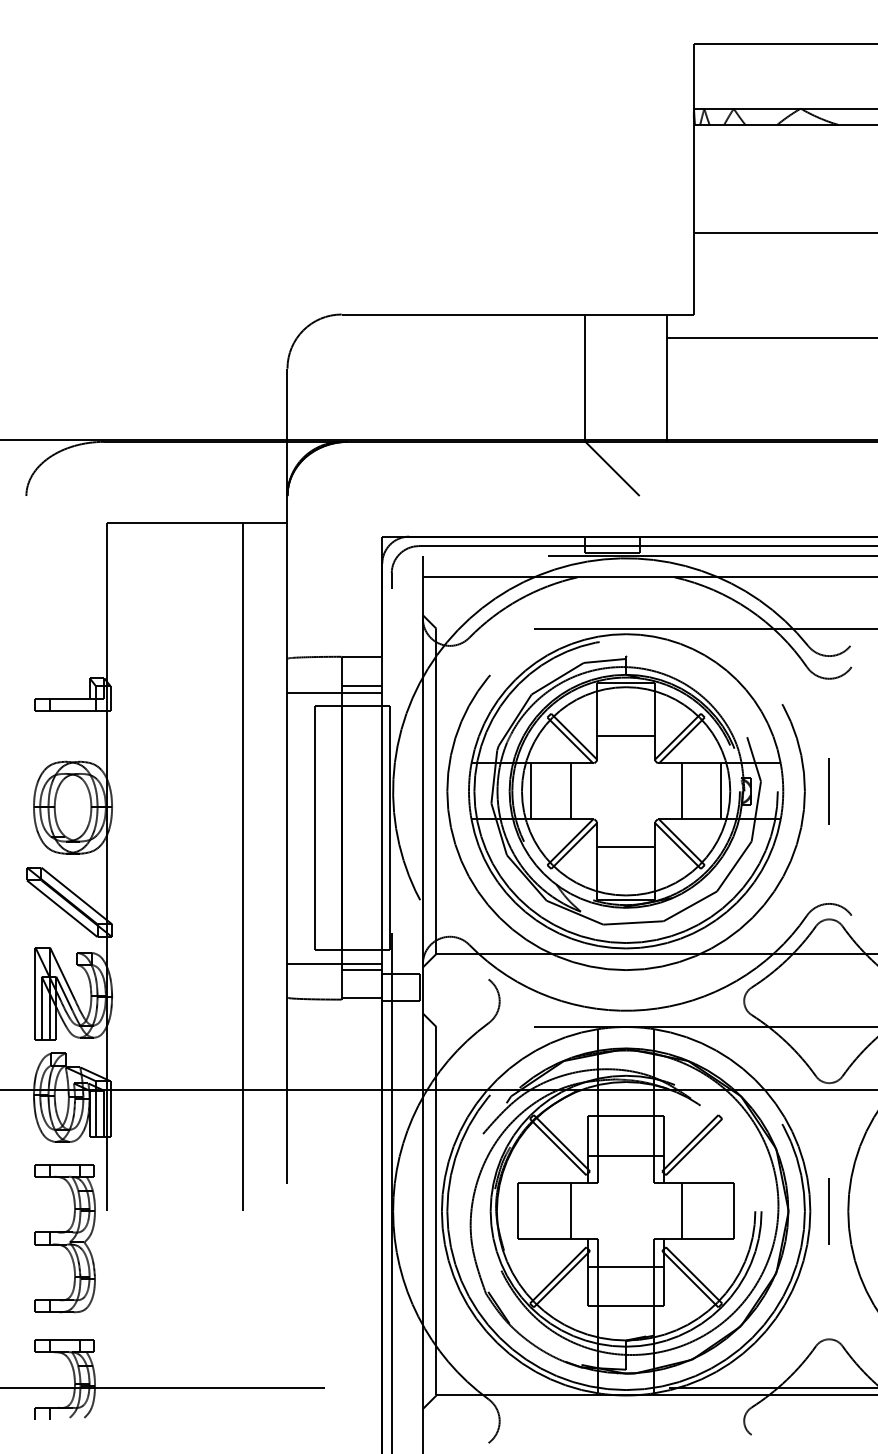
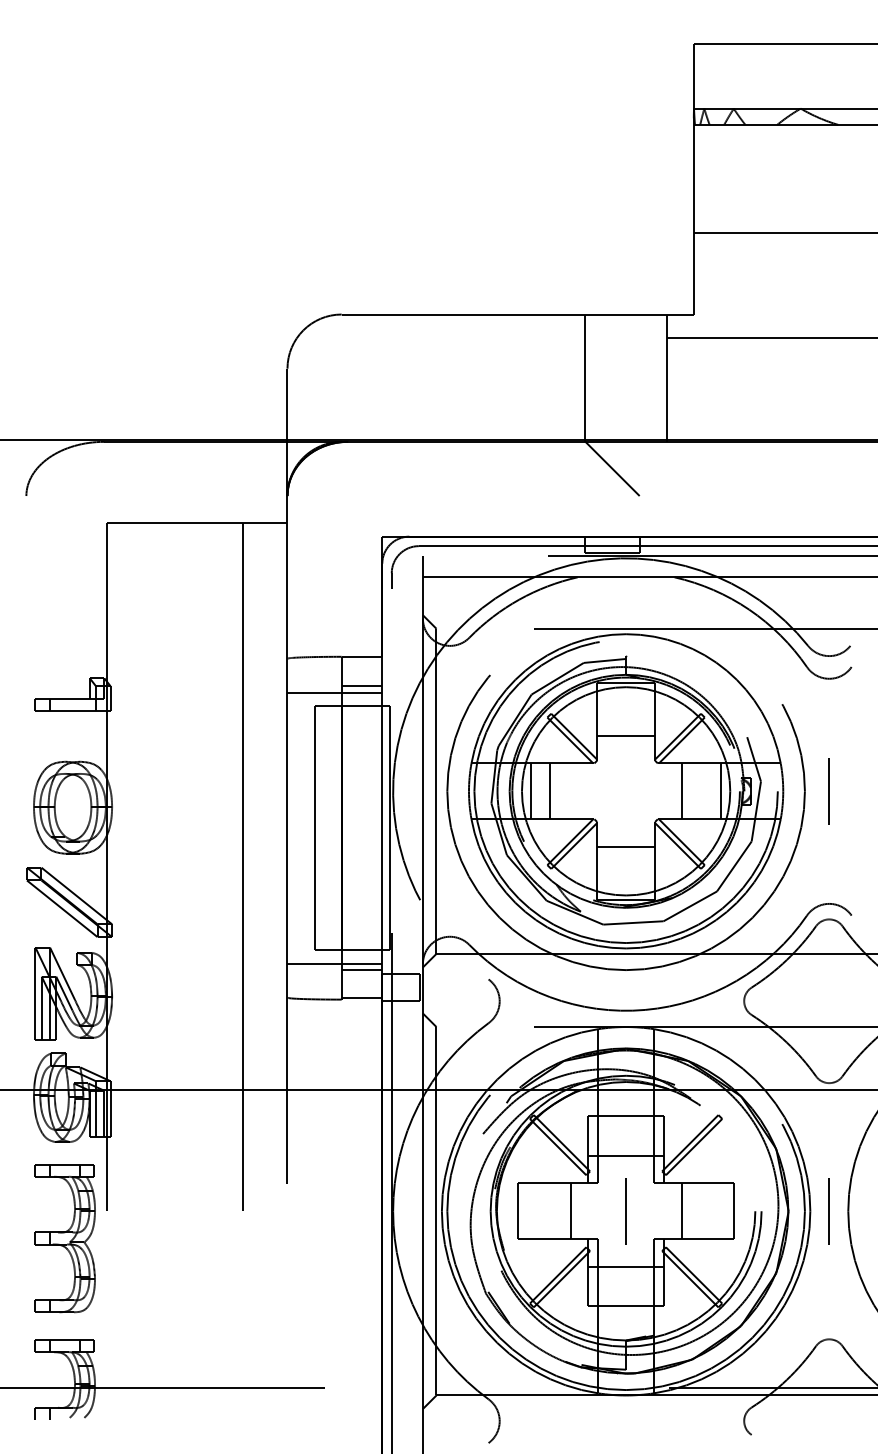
line position: (570, 791) -> (549, 791) (549, 791)
line: none -> present (625, 1211)
